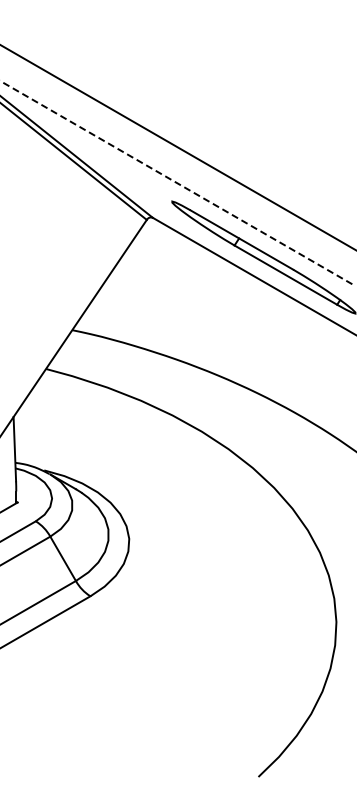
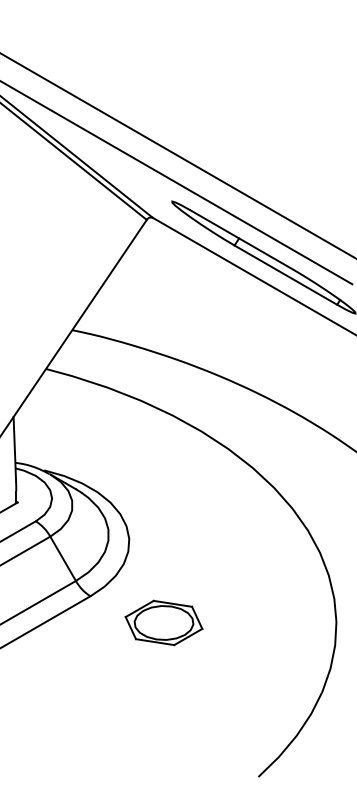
line position: (177, 146) -> (177, 155) (177, 155)
line: dashed -> solid (175, 182)
part: none -> present (163, 622)
